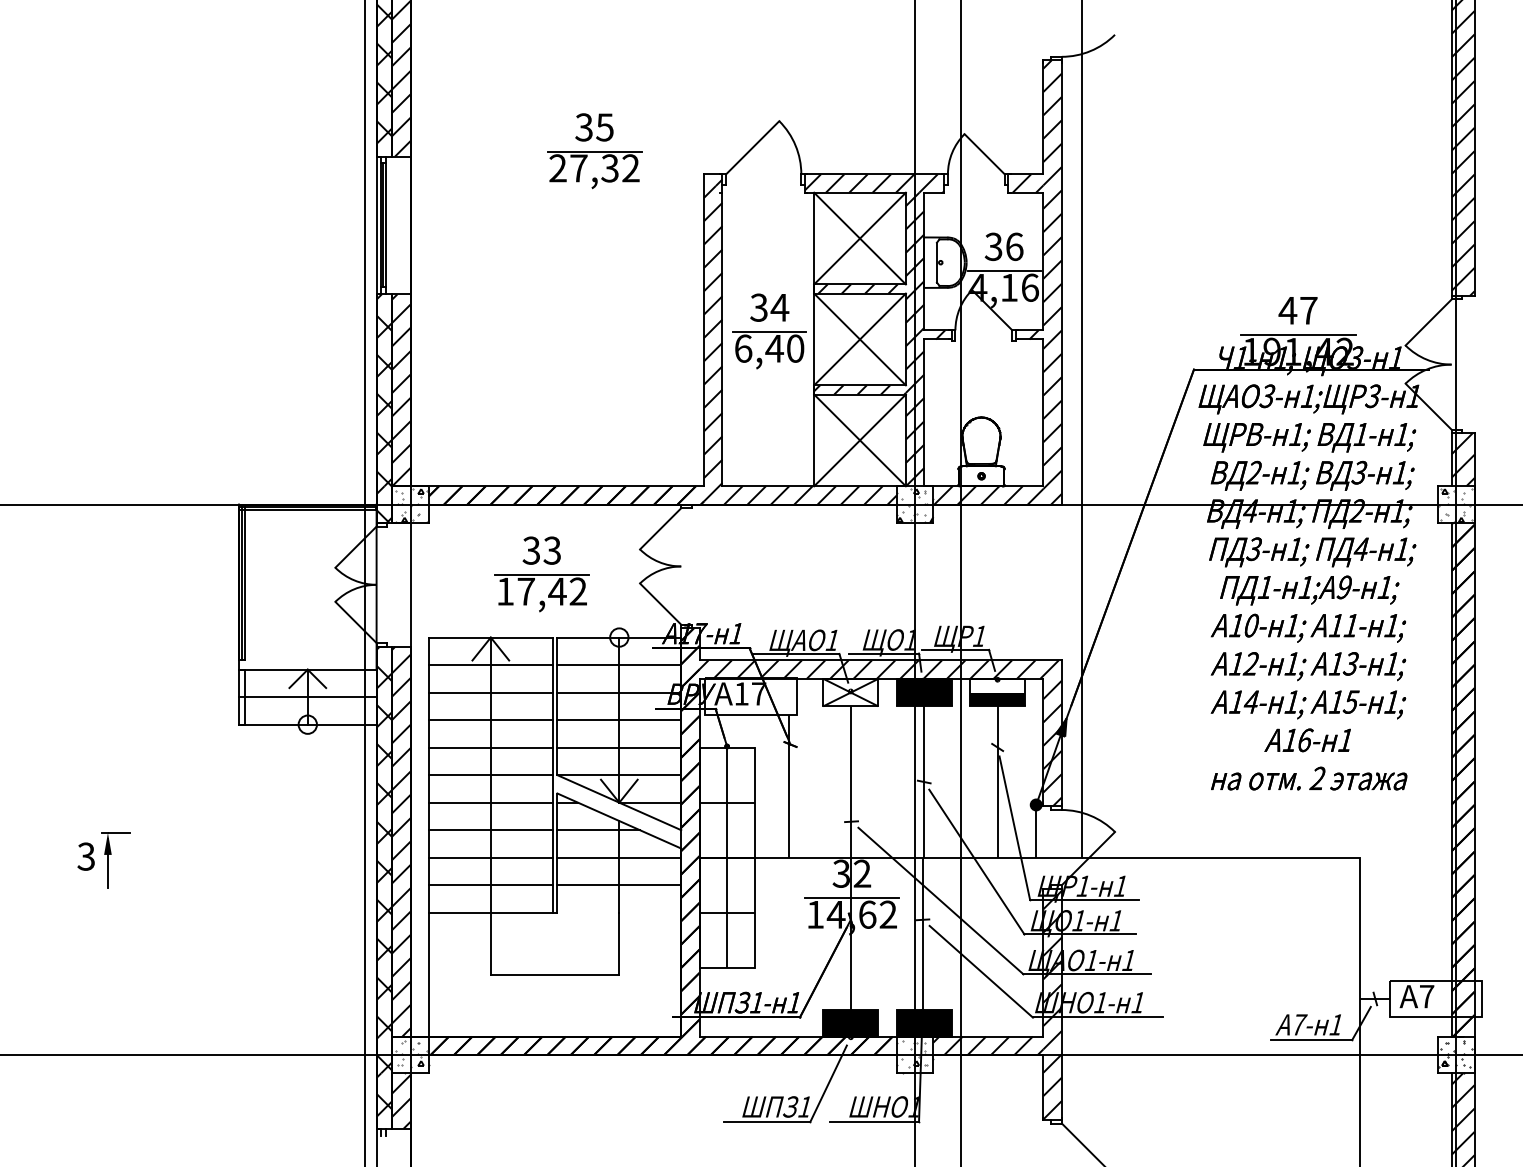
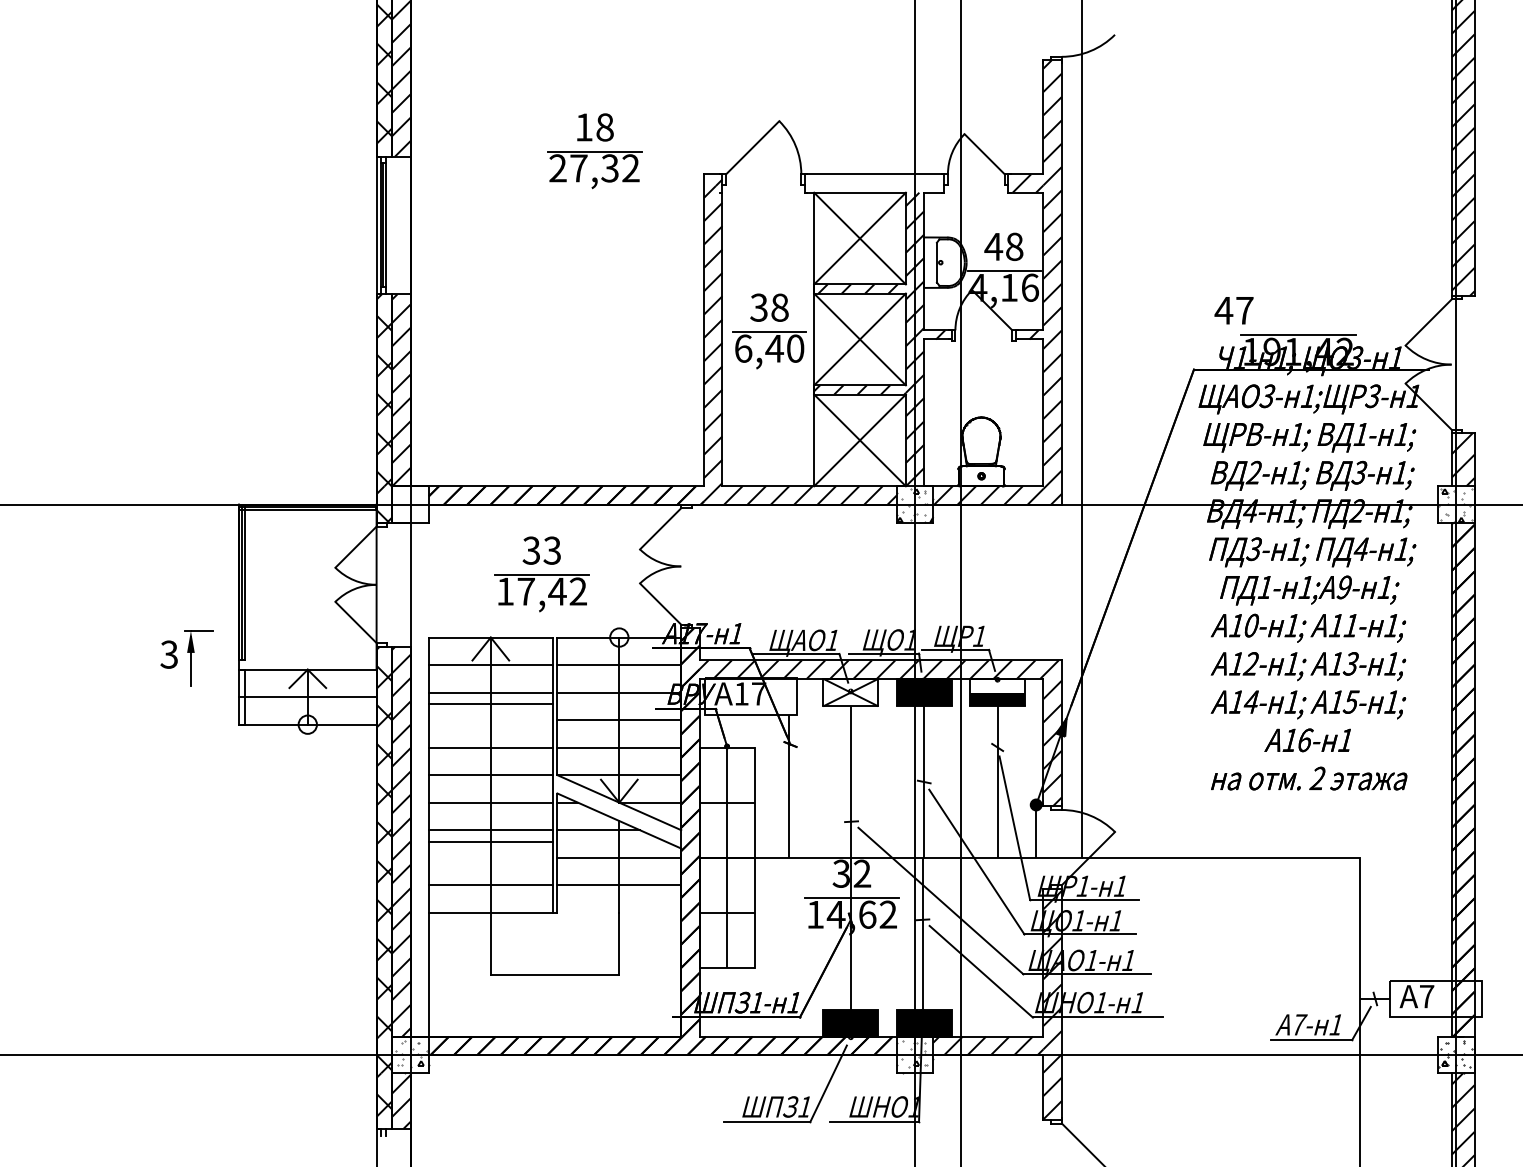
text: 35 -> 18 (594, 127)
hatch: present -> none (874, 183)
text: 36 -> 48 (1003, 246)
text: 34 -> 38 (779, 307)
text position: (1297, 310) -> (1233, 310) (1233, 310)
hatch: present -> none (411, 505)
line: present -> none (364, 582)
line position: (490, 720) -> (490, 704) (490, 704)
line position: (490, 857) -> (490, 841) (490, 841)
part position: (103, 860) -> (186, 658) (186, 658)
